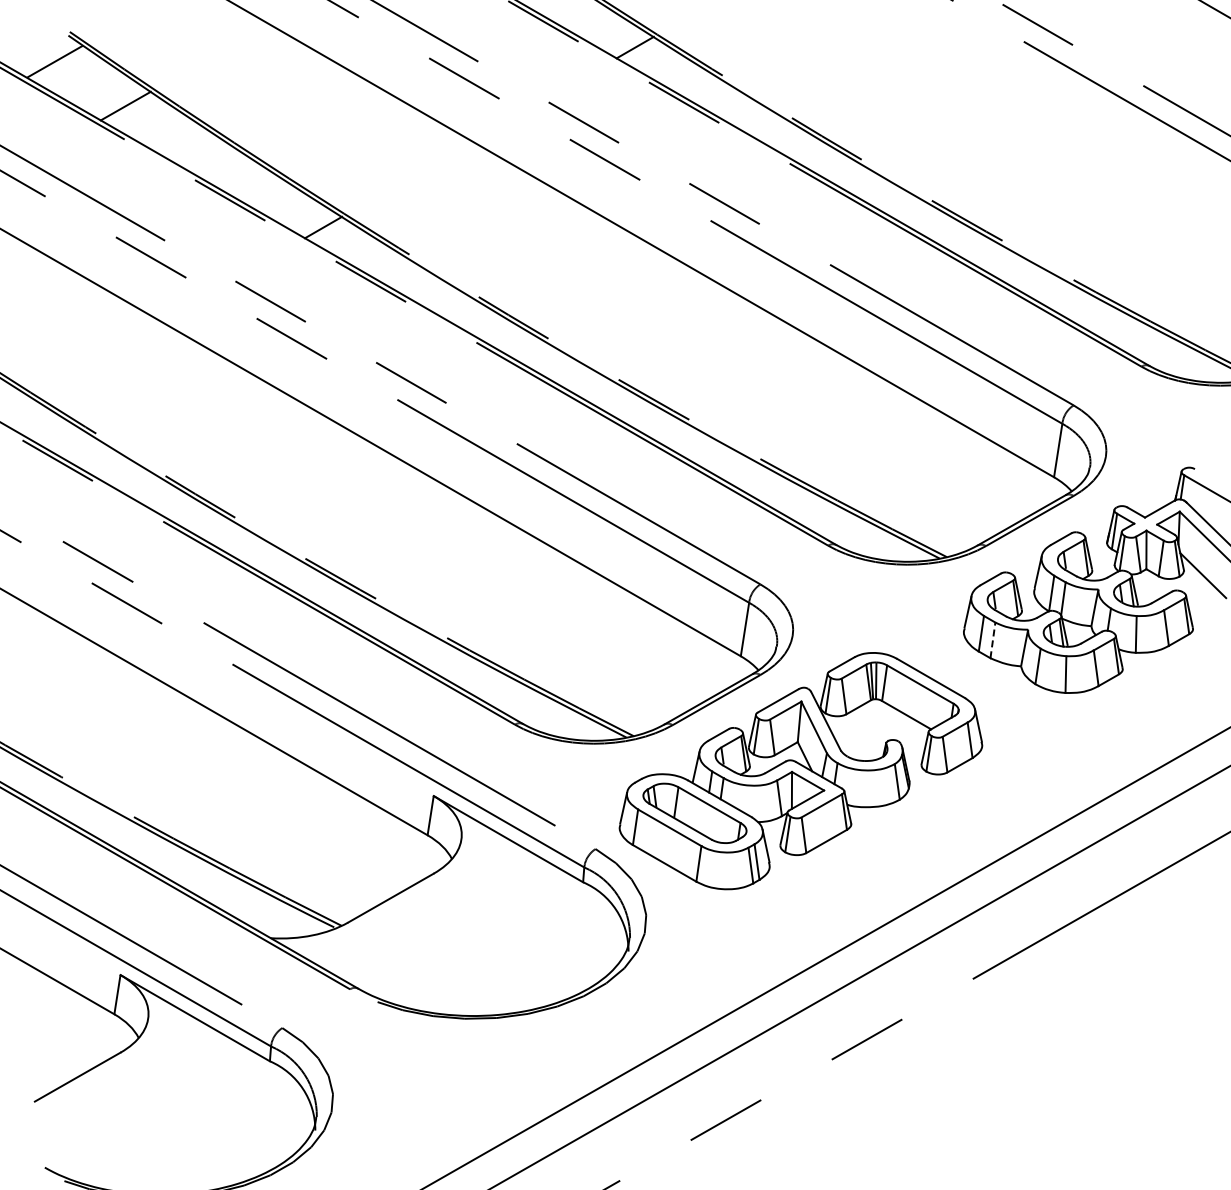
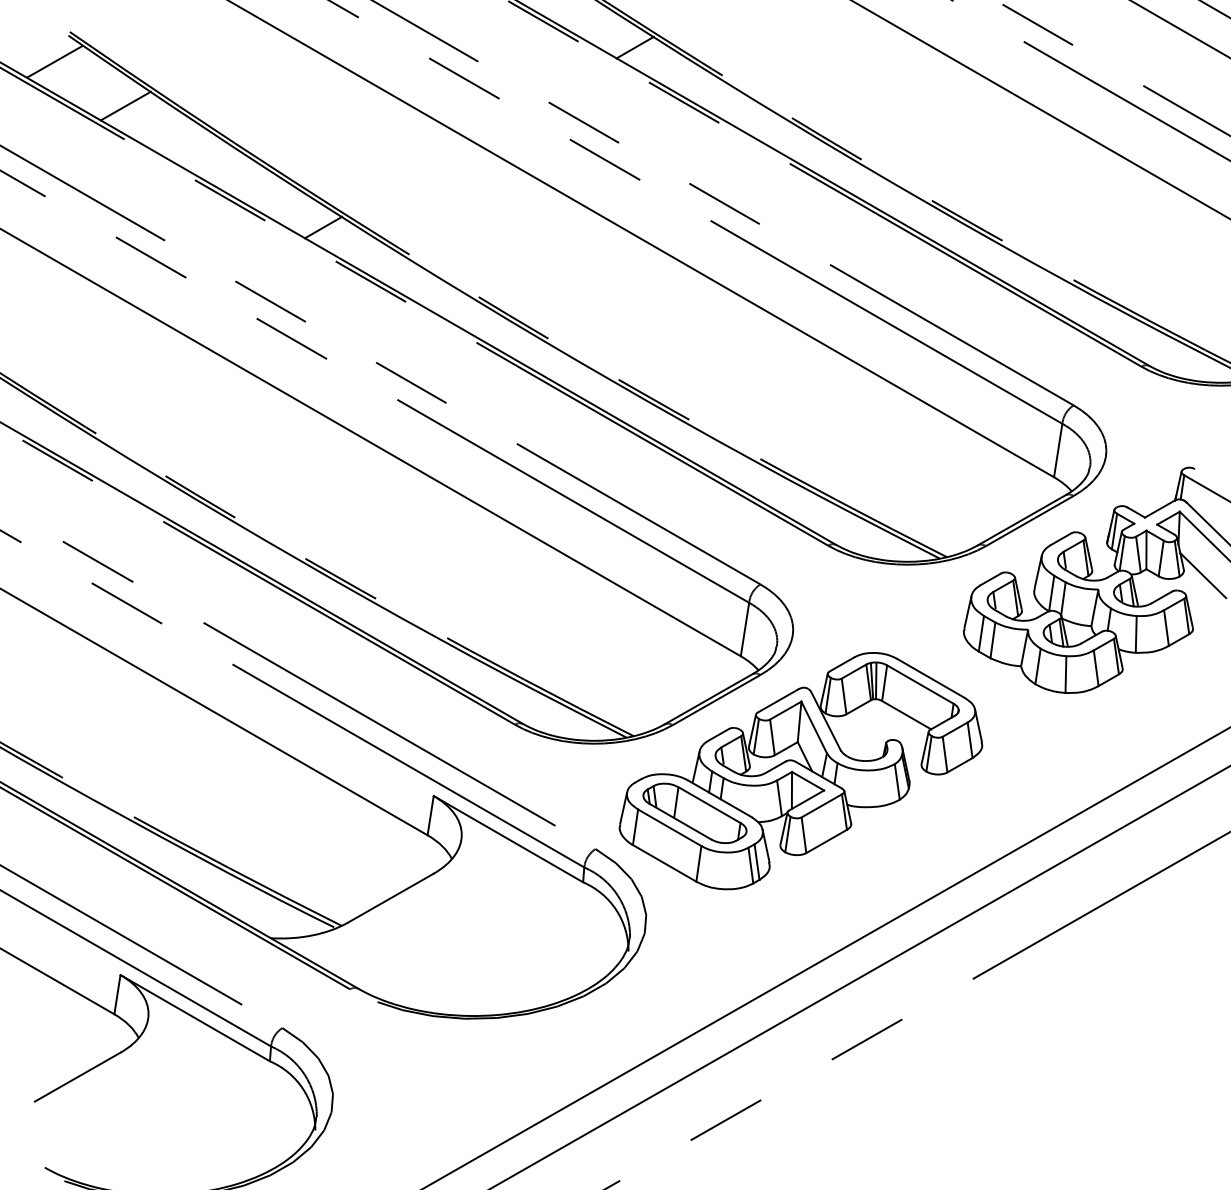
line: none -> present (1180, 29)
line: none -> present (1040, 109)
line: dashed -> solid (992, 639)
